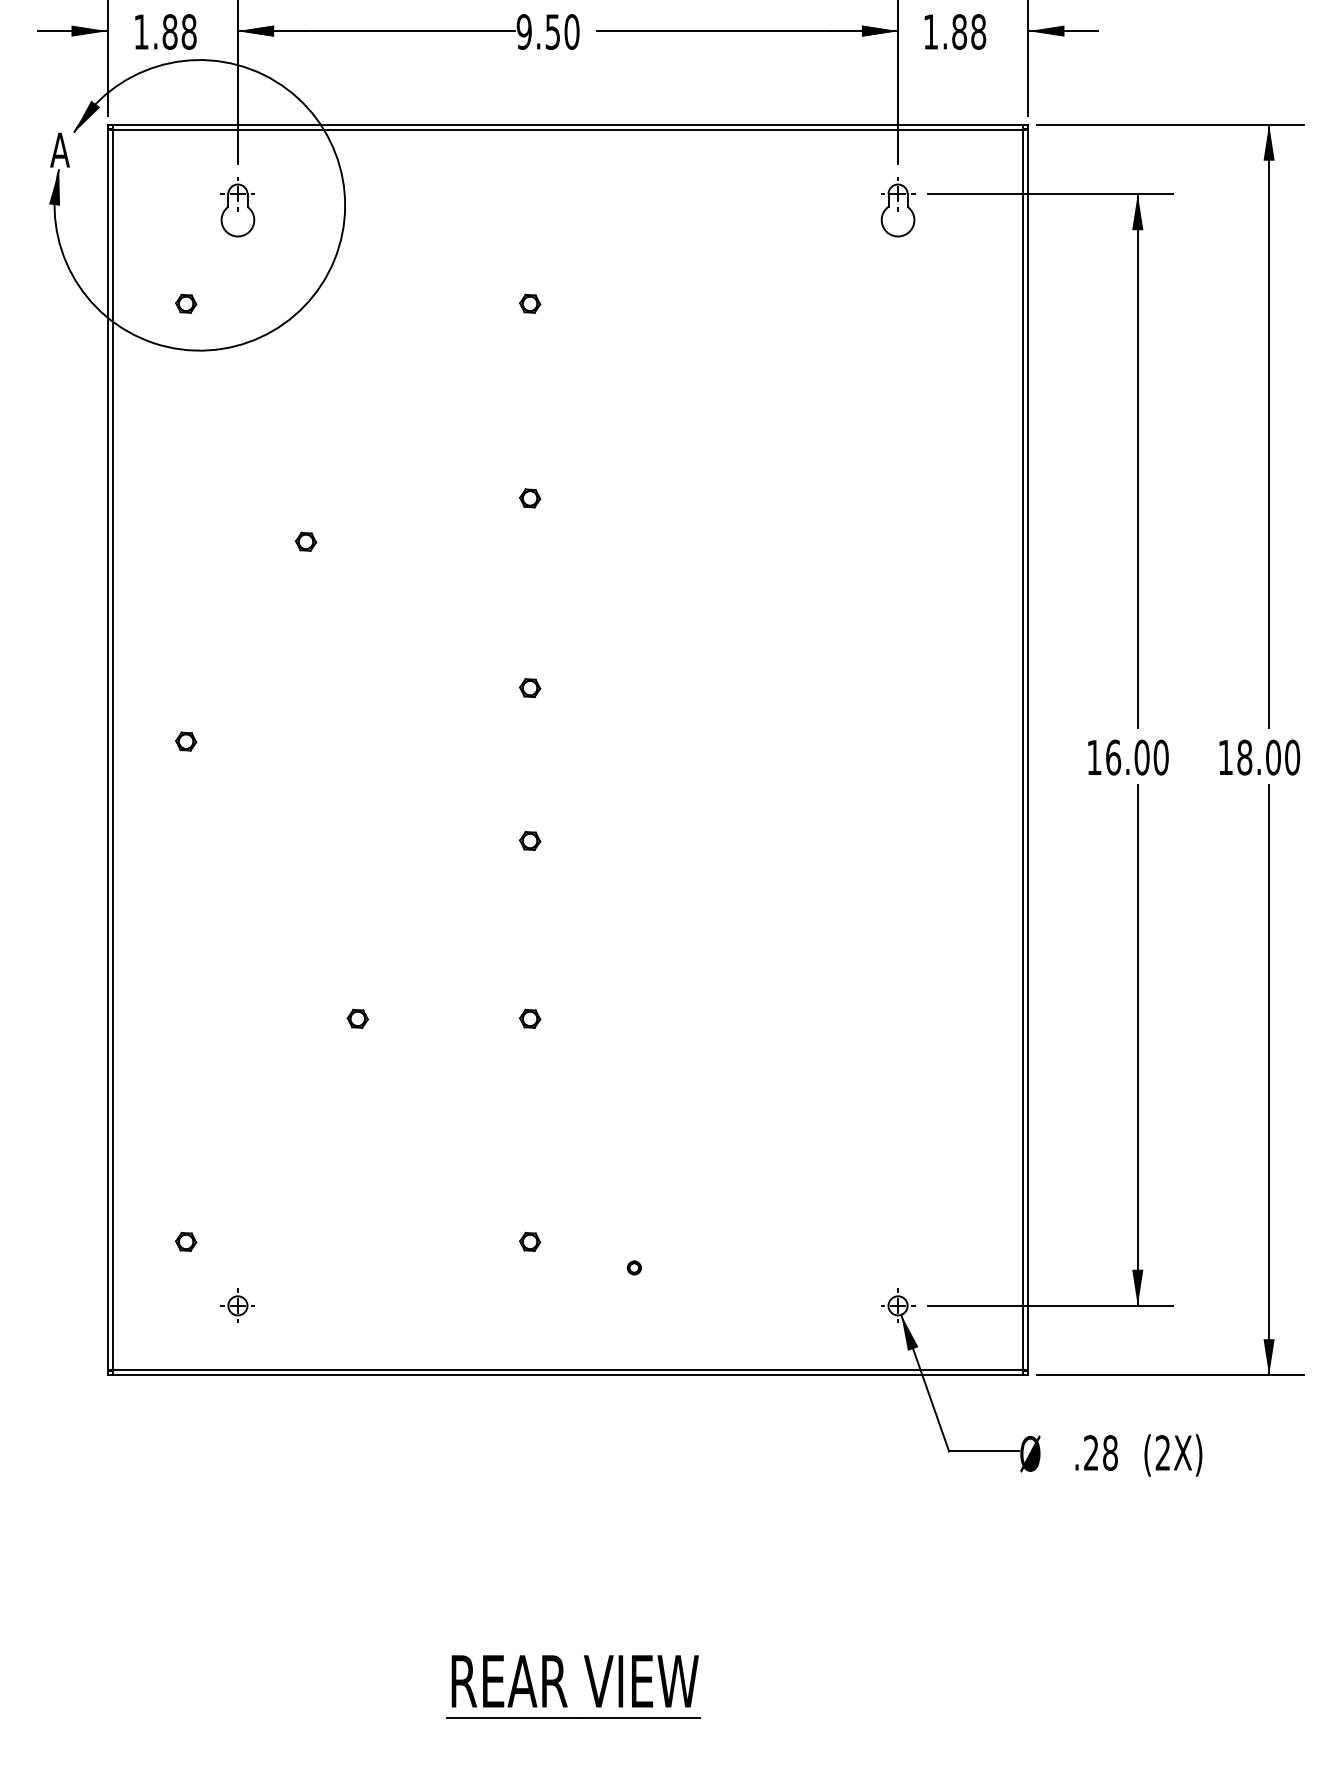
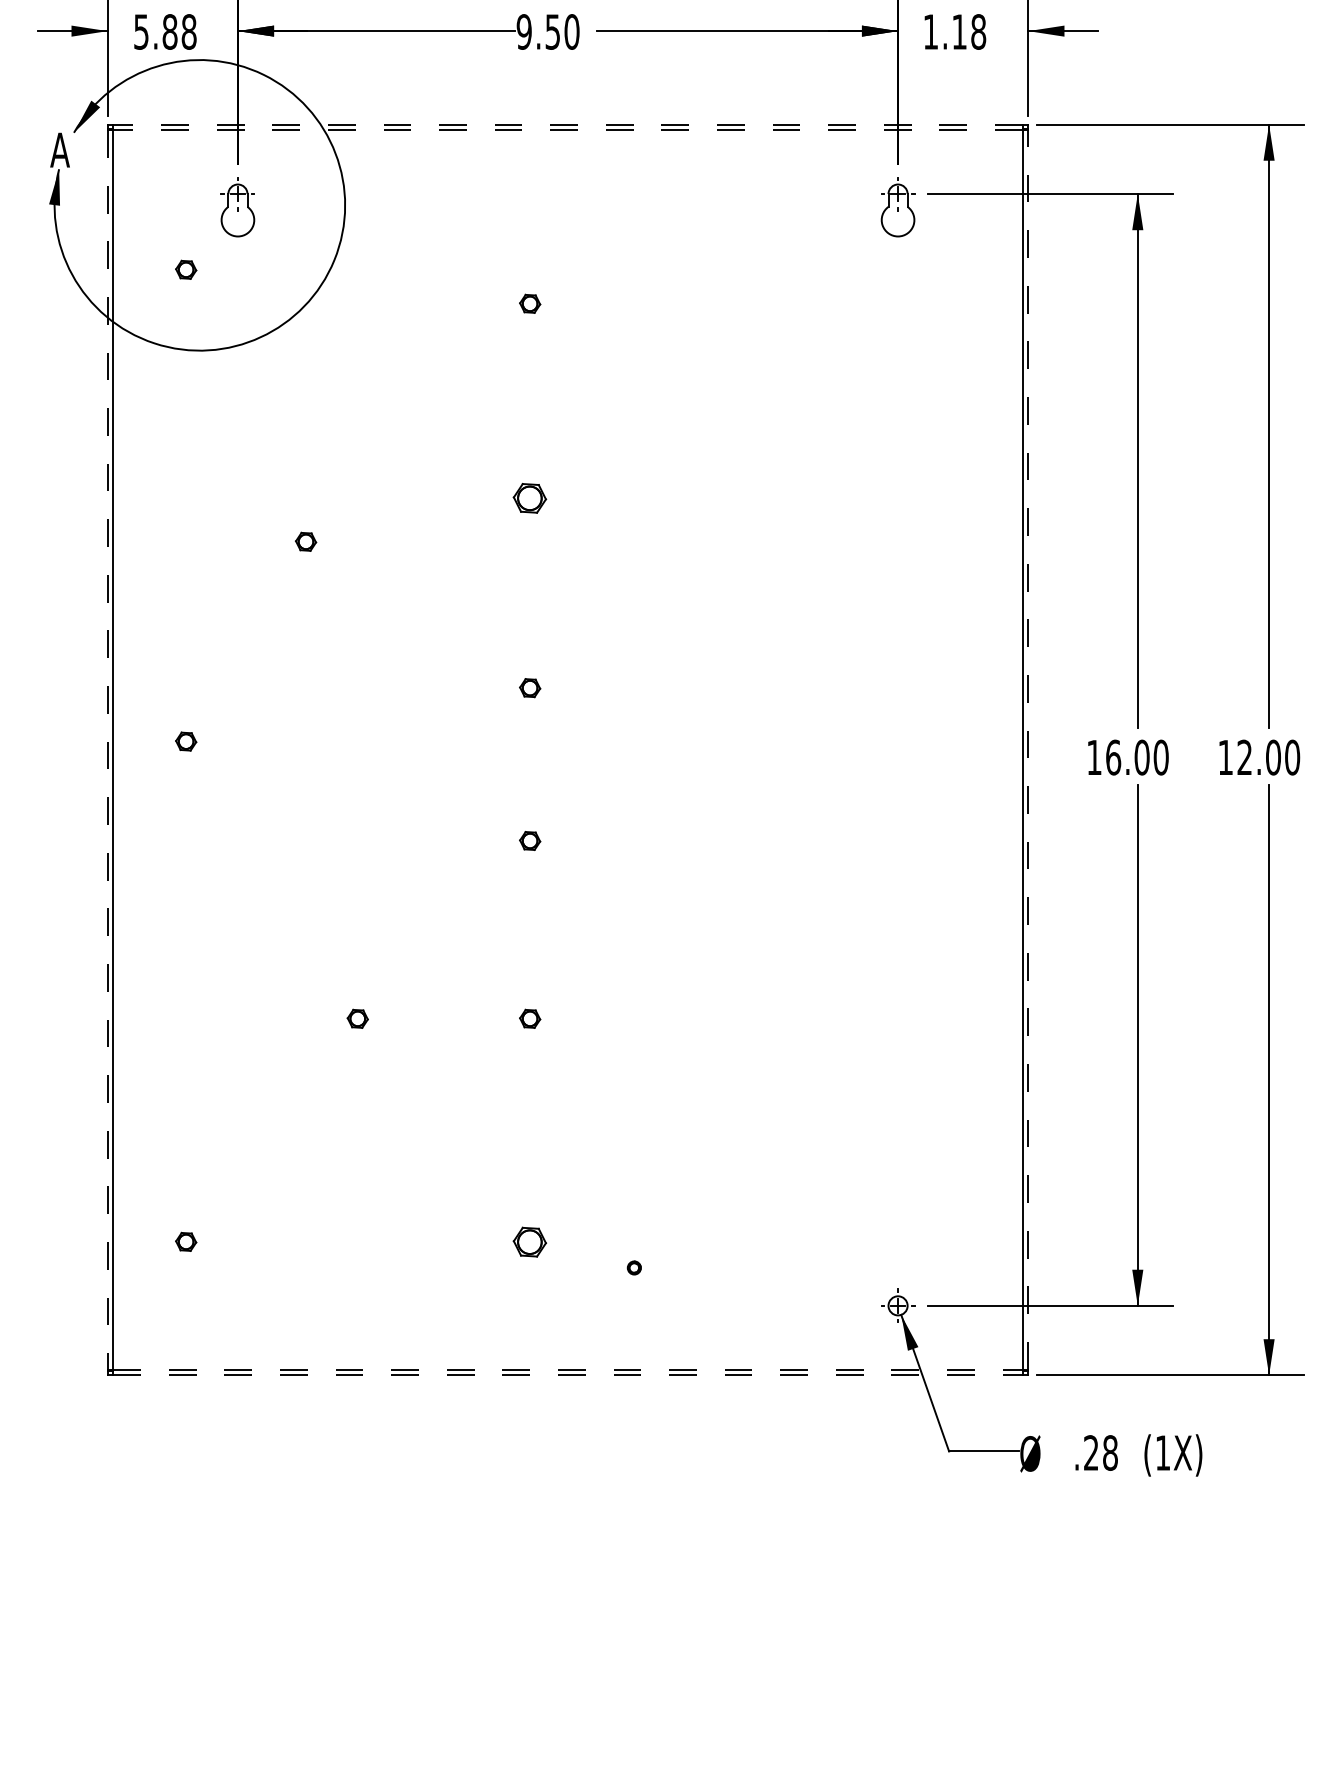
text: 1.88 -> 5.88 (141, 31)
text: 1.88 -> 1.18 (959, 31)
line: solid -> dashed (567, 124)
line: solid -> dashed (567, 130)
part position: (186, 303) -> (186, 269) (186, 269)
part size: 23x21 px -> 36x31 px (529, 498)
line: solid -> dashed (107, 749)
line: solid -> dashed (1028, 749)
text: 18.00 -> 12.00 (1244, 757)
part size: 23x21 px -> 36x32 px (529, 1241)
part: present -> none (237, 1305)
line: solid -> dashed (567, 1369)
line: solid -> dashed (567, 1375)
text: (2X) -> (1X) (1162, 1452)
part: present -> none (563, 1692)
